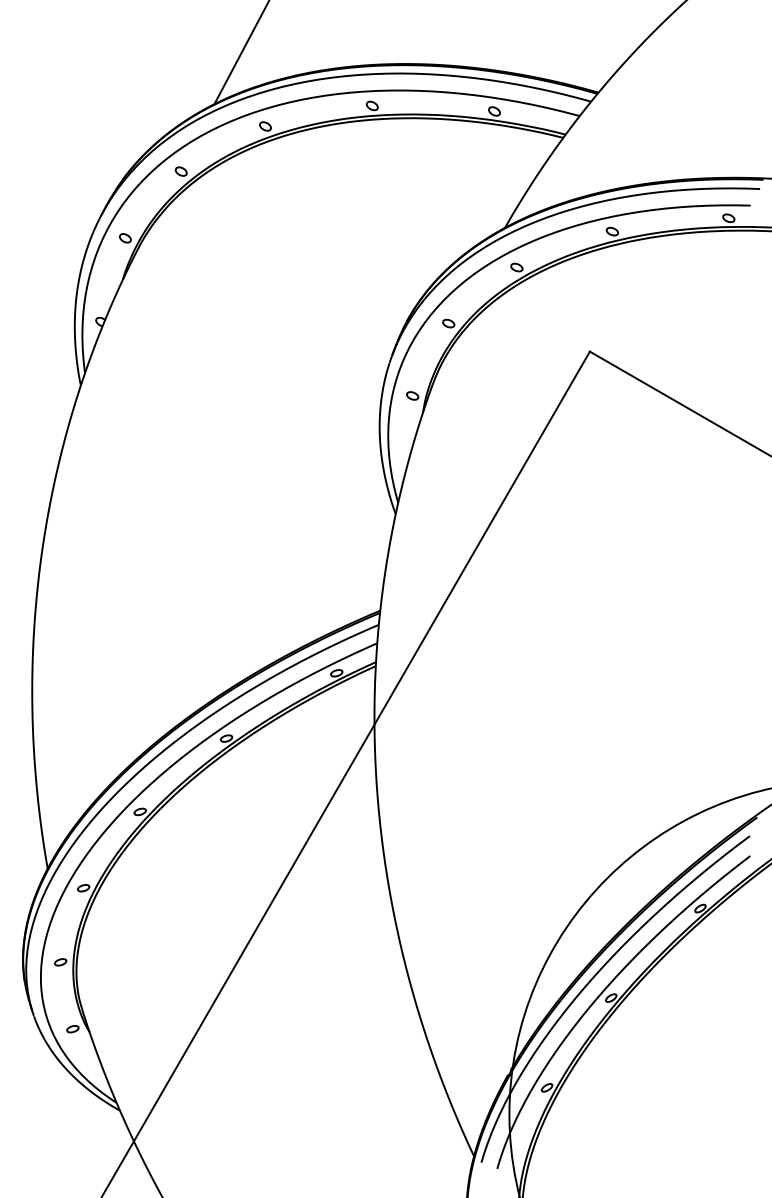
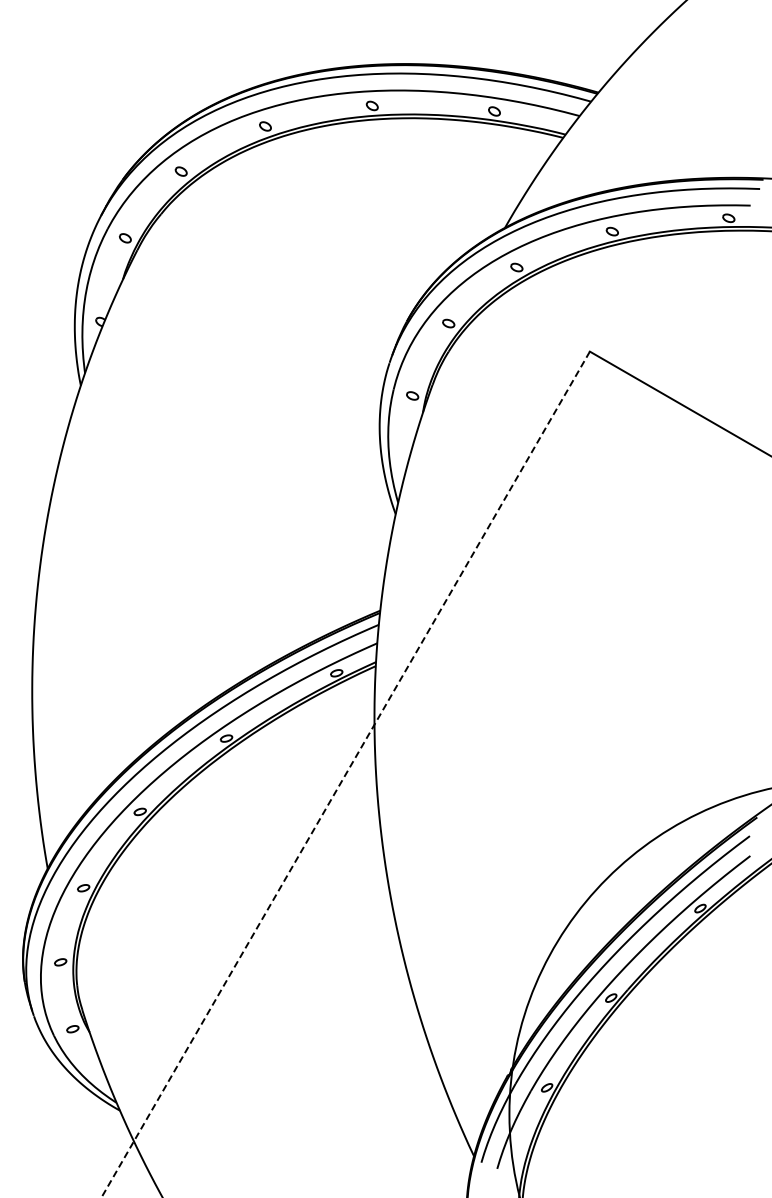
line: present -> none (241, 53)
line: solid -> dashed (345, 775)
